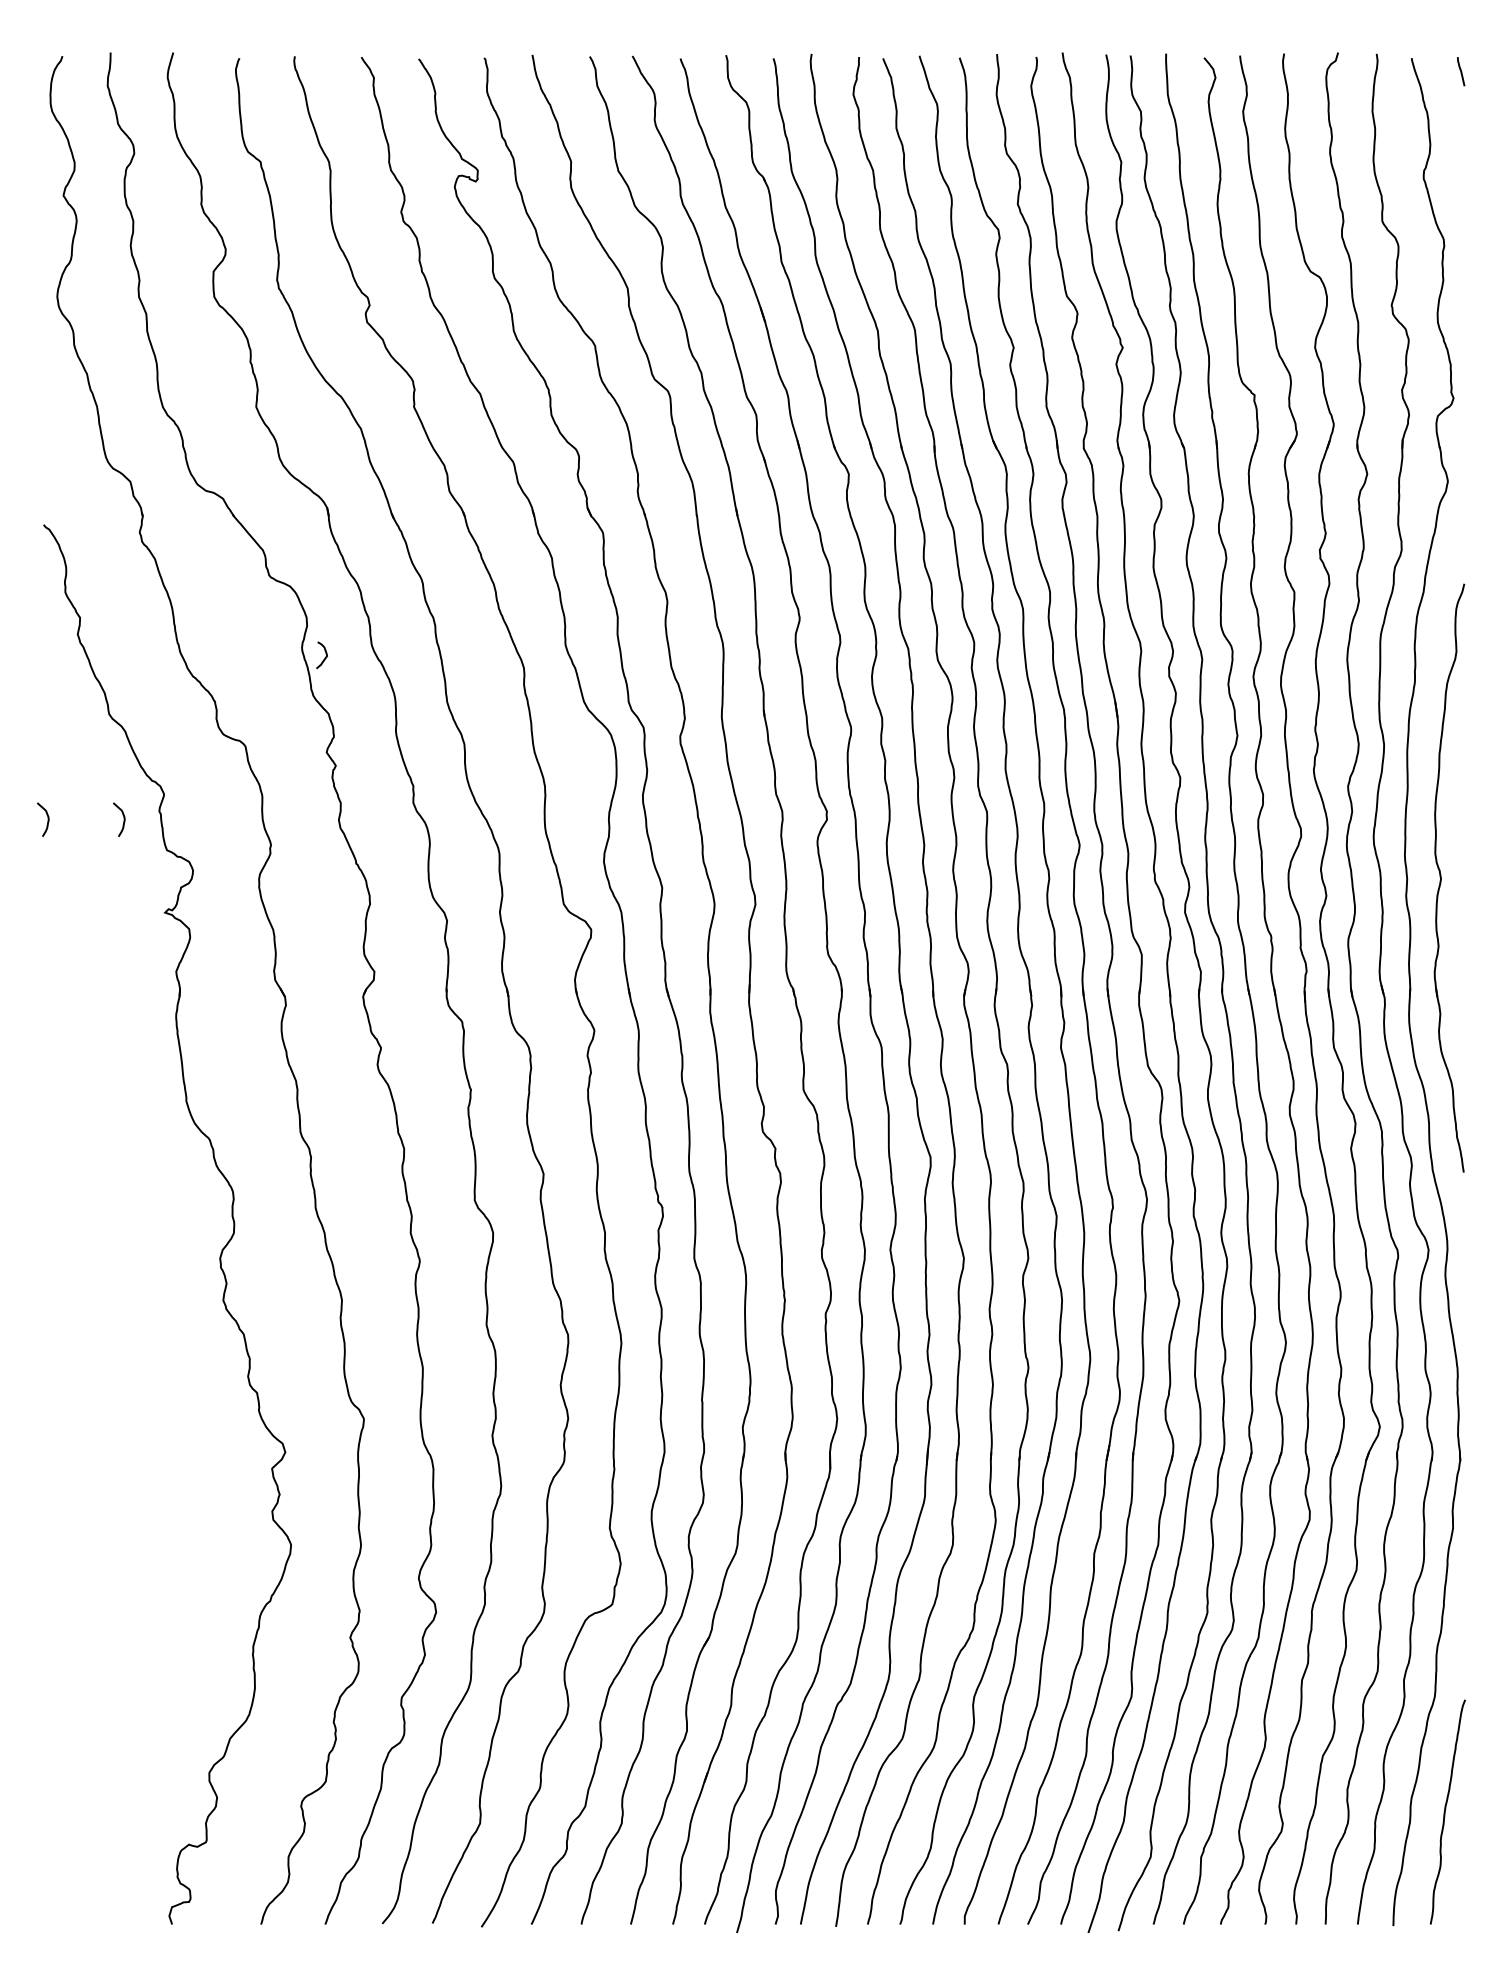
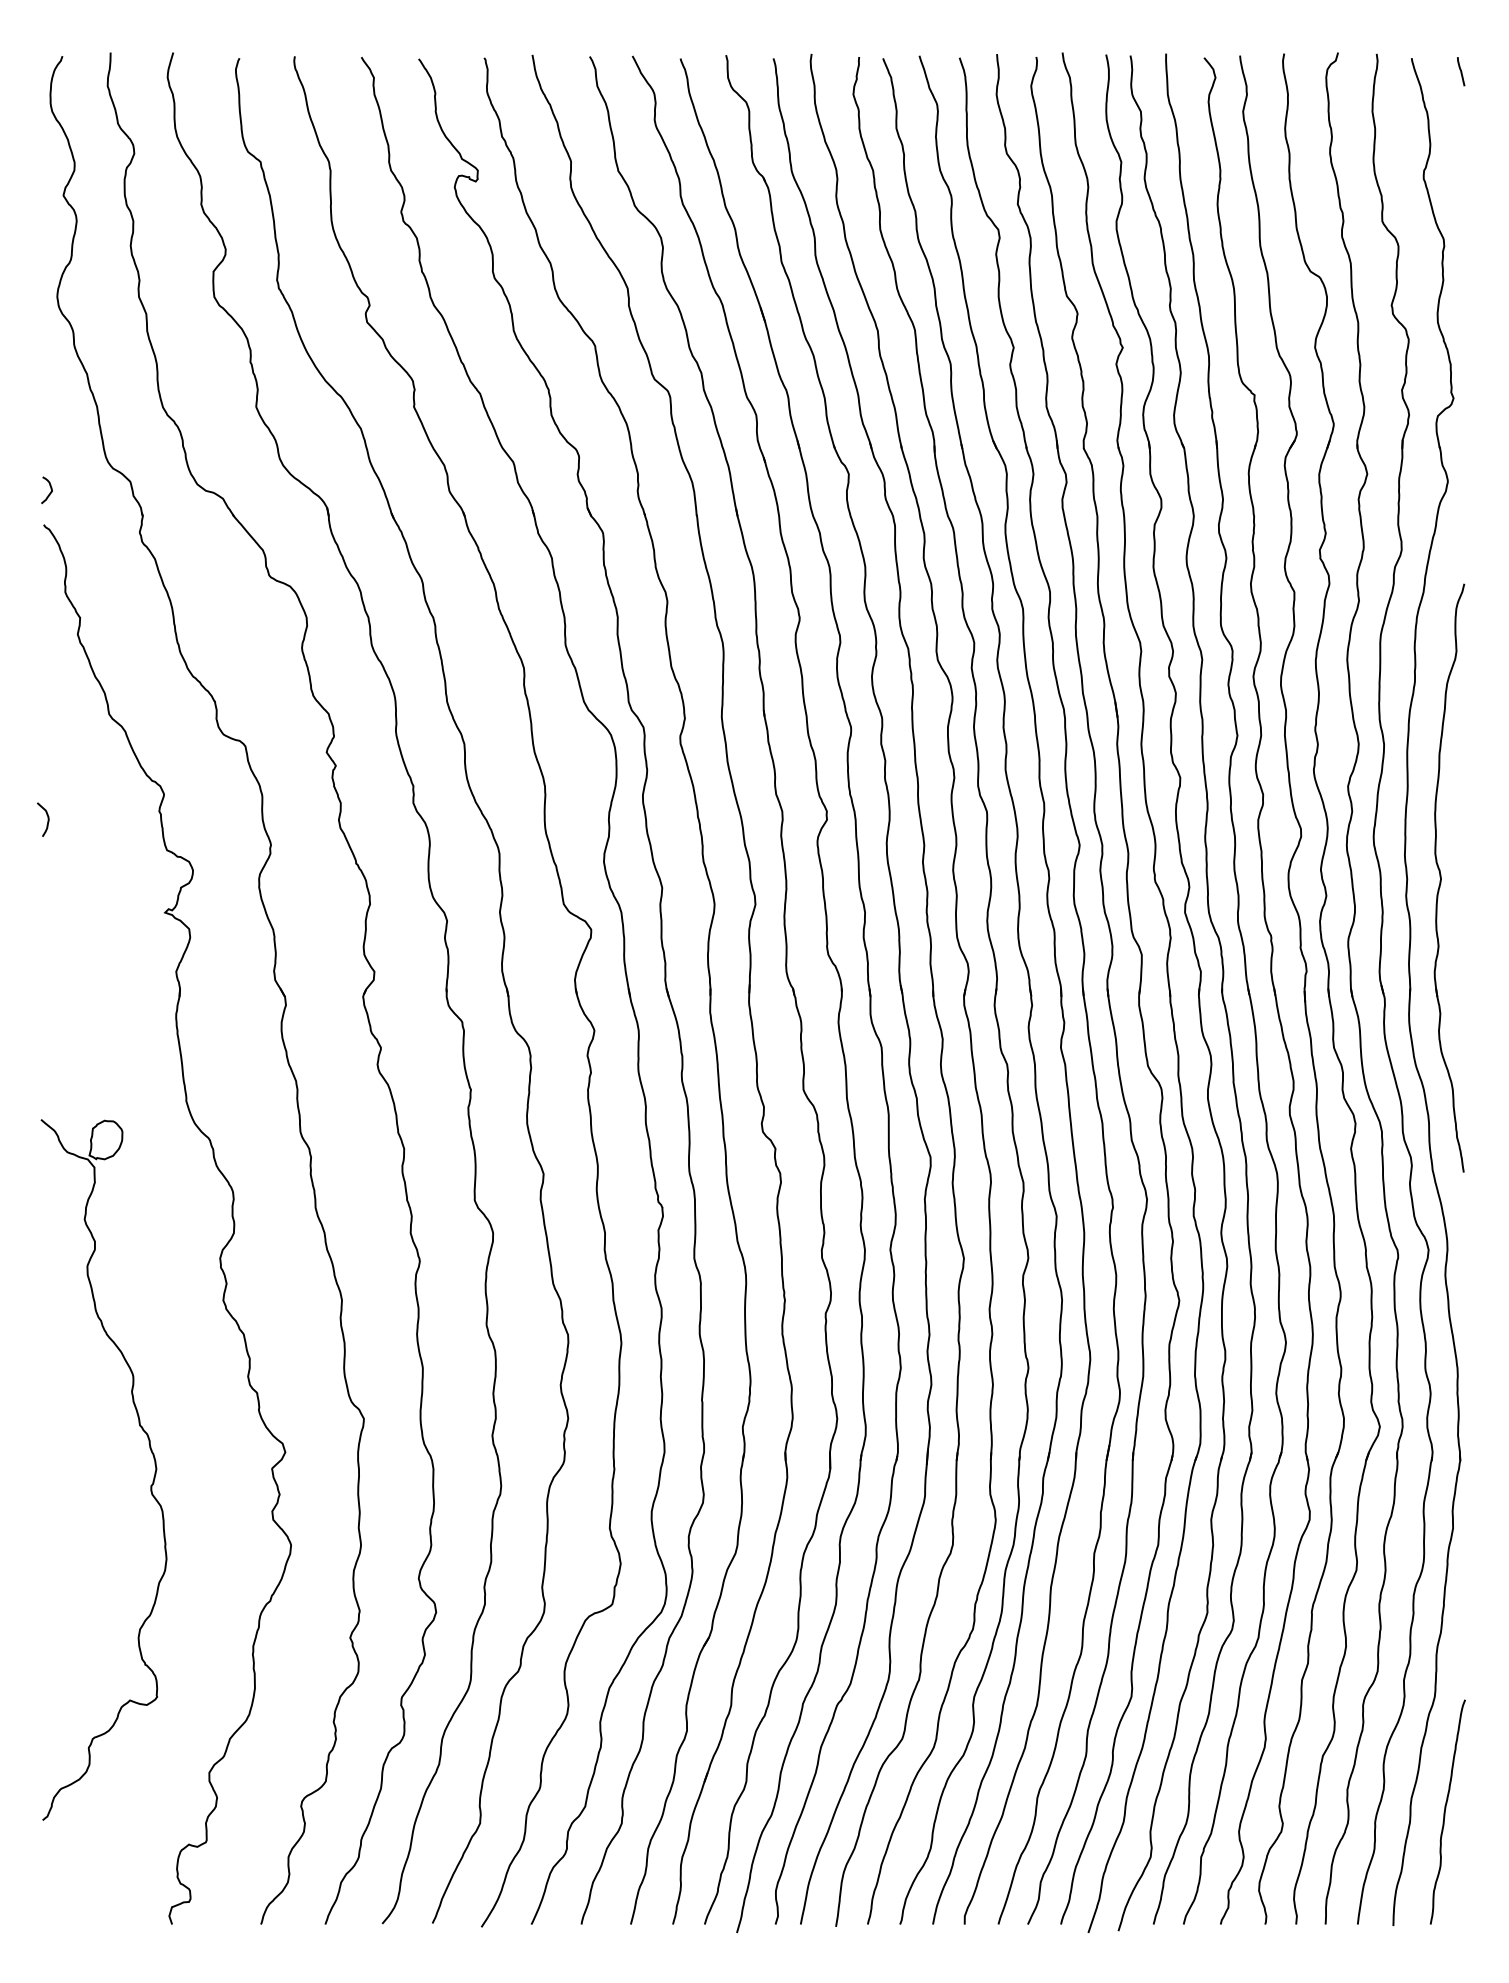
curve position: (324, 657) -> (49, 492) (49, 492)
curve: present -> none (123, 819)
part: none -> present (150, 1485)
